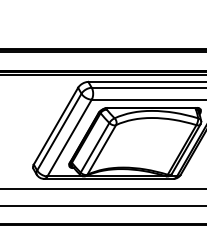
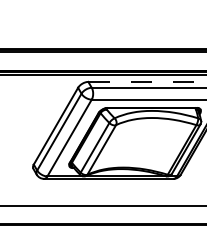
line: solid -> dashed (148, 81)
line: present -> none (102, 189)
